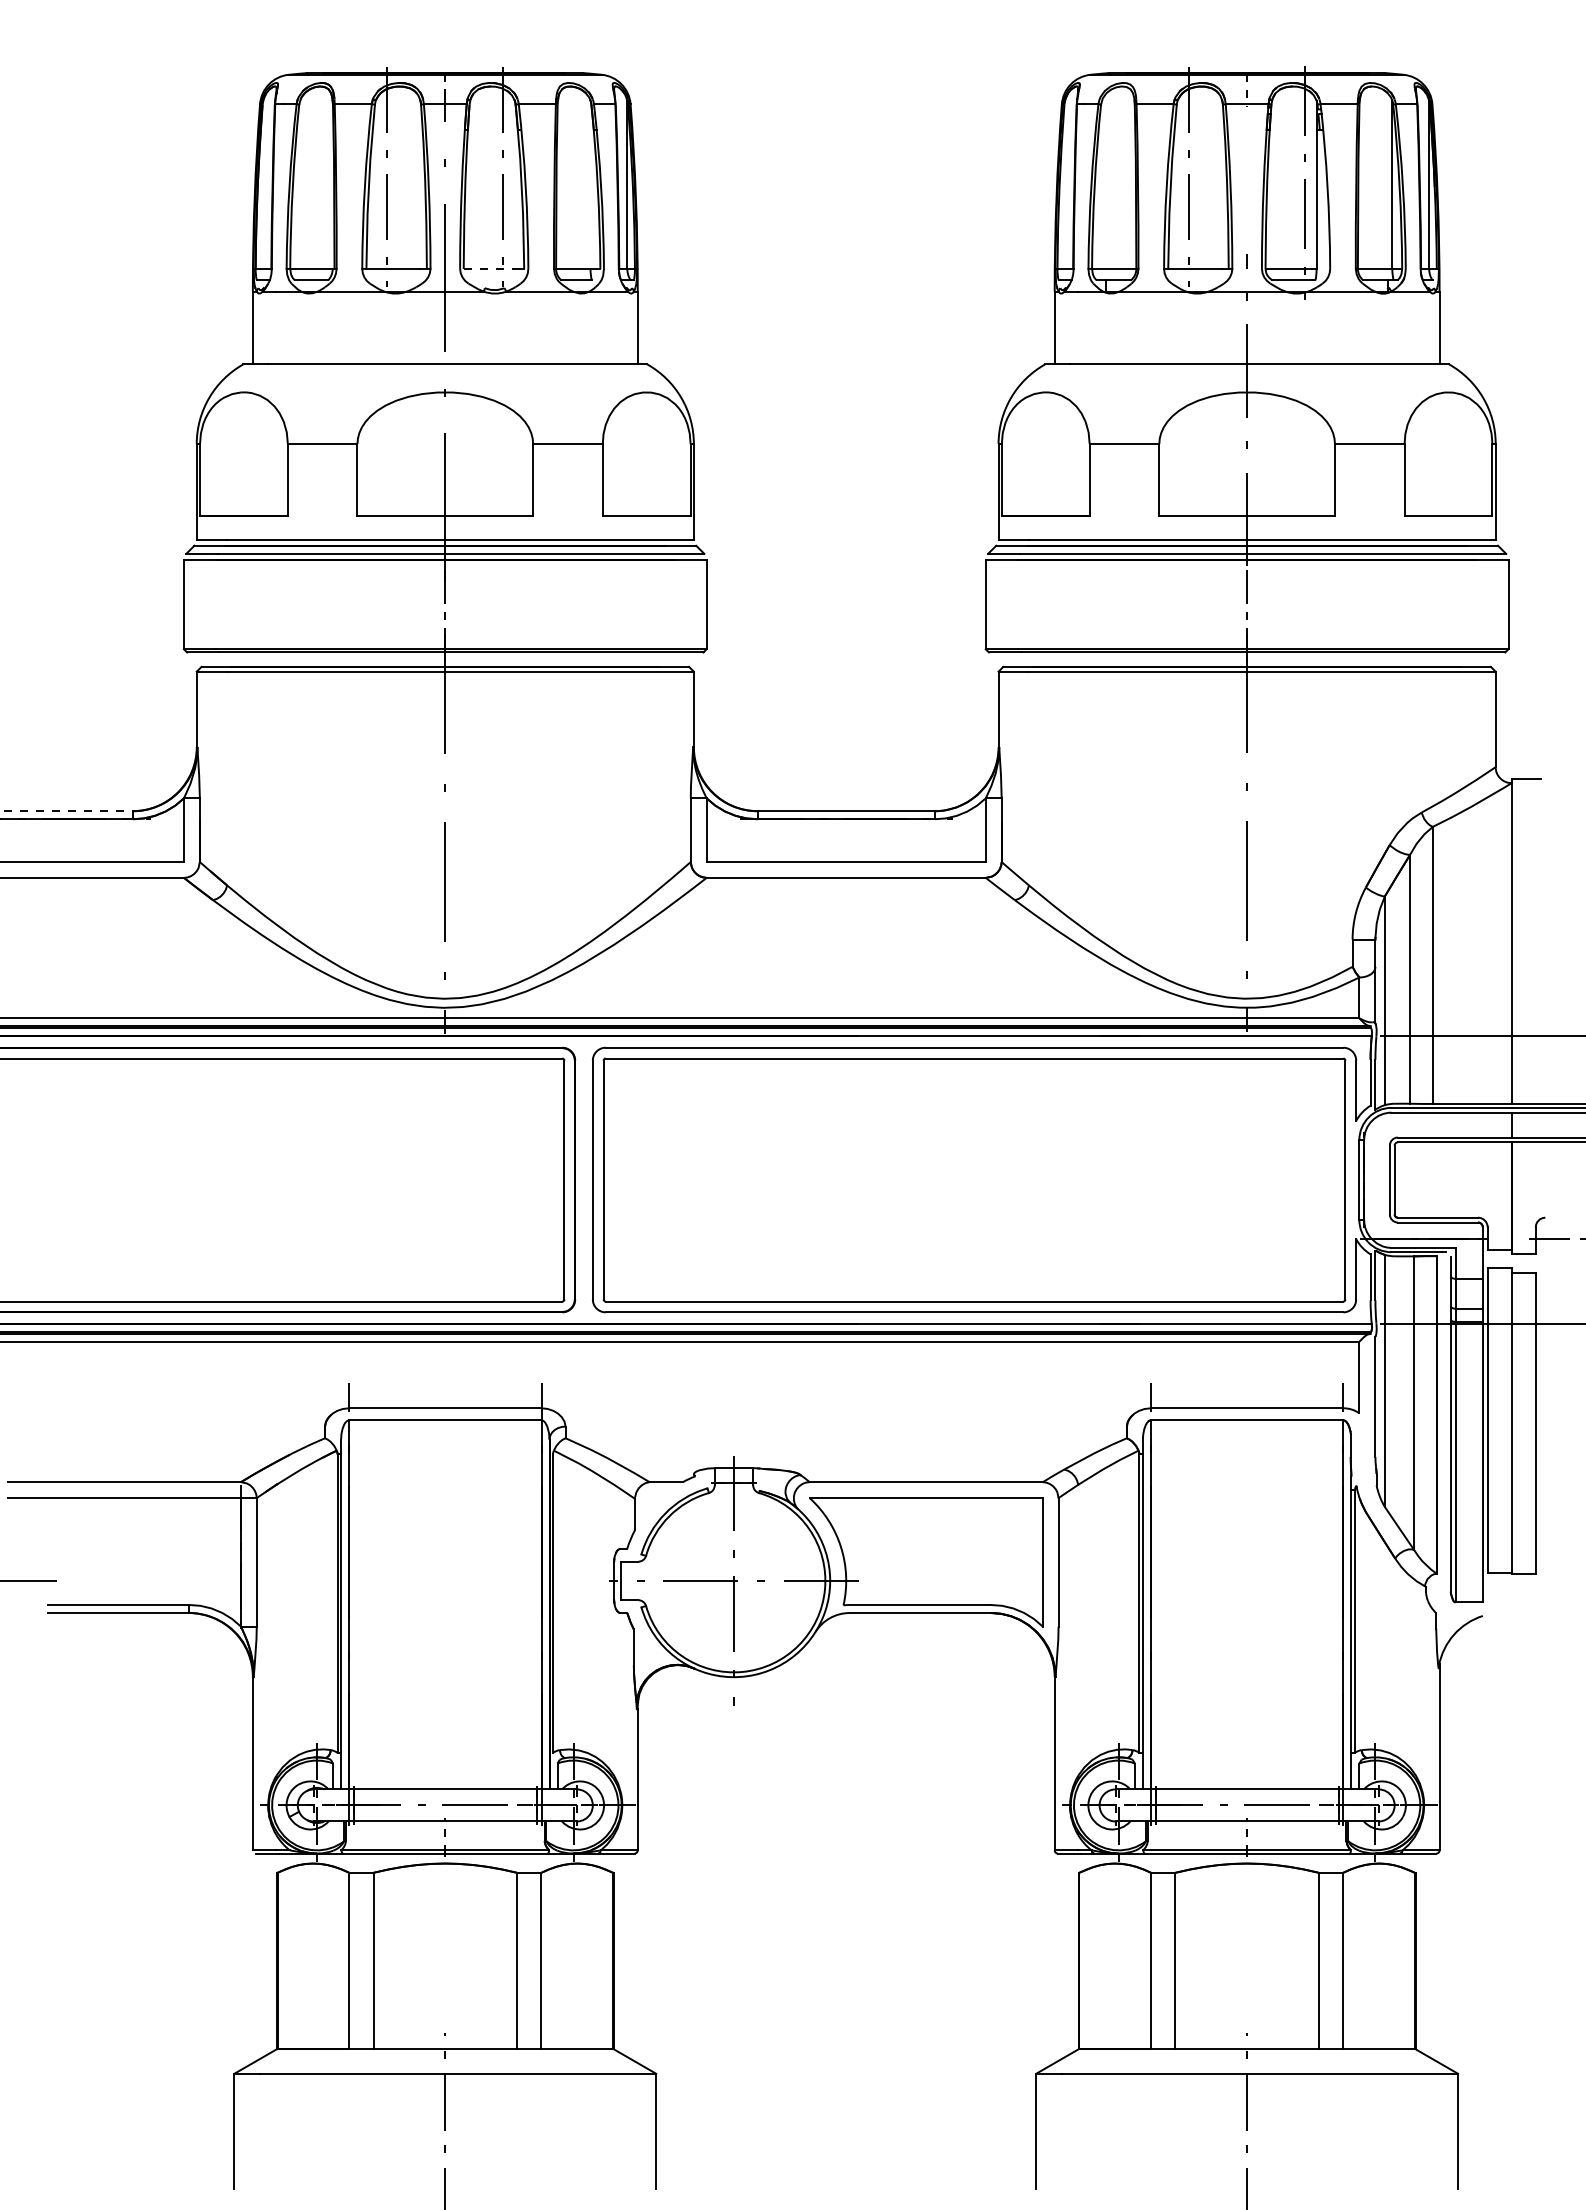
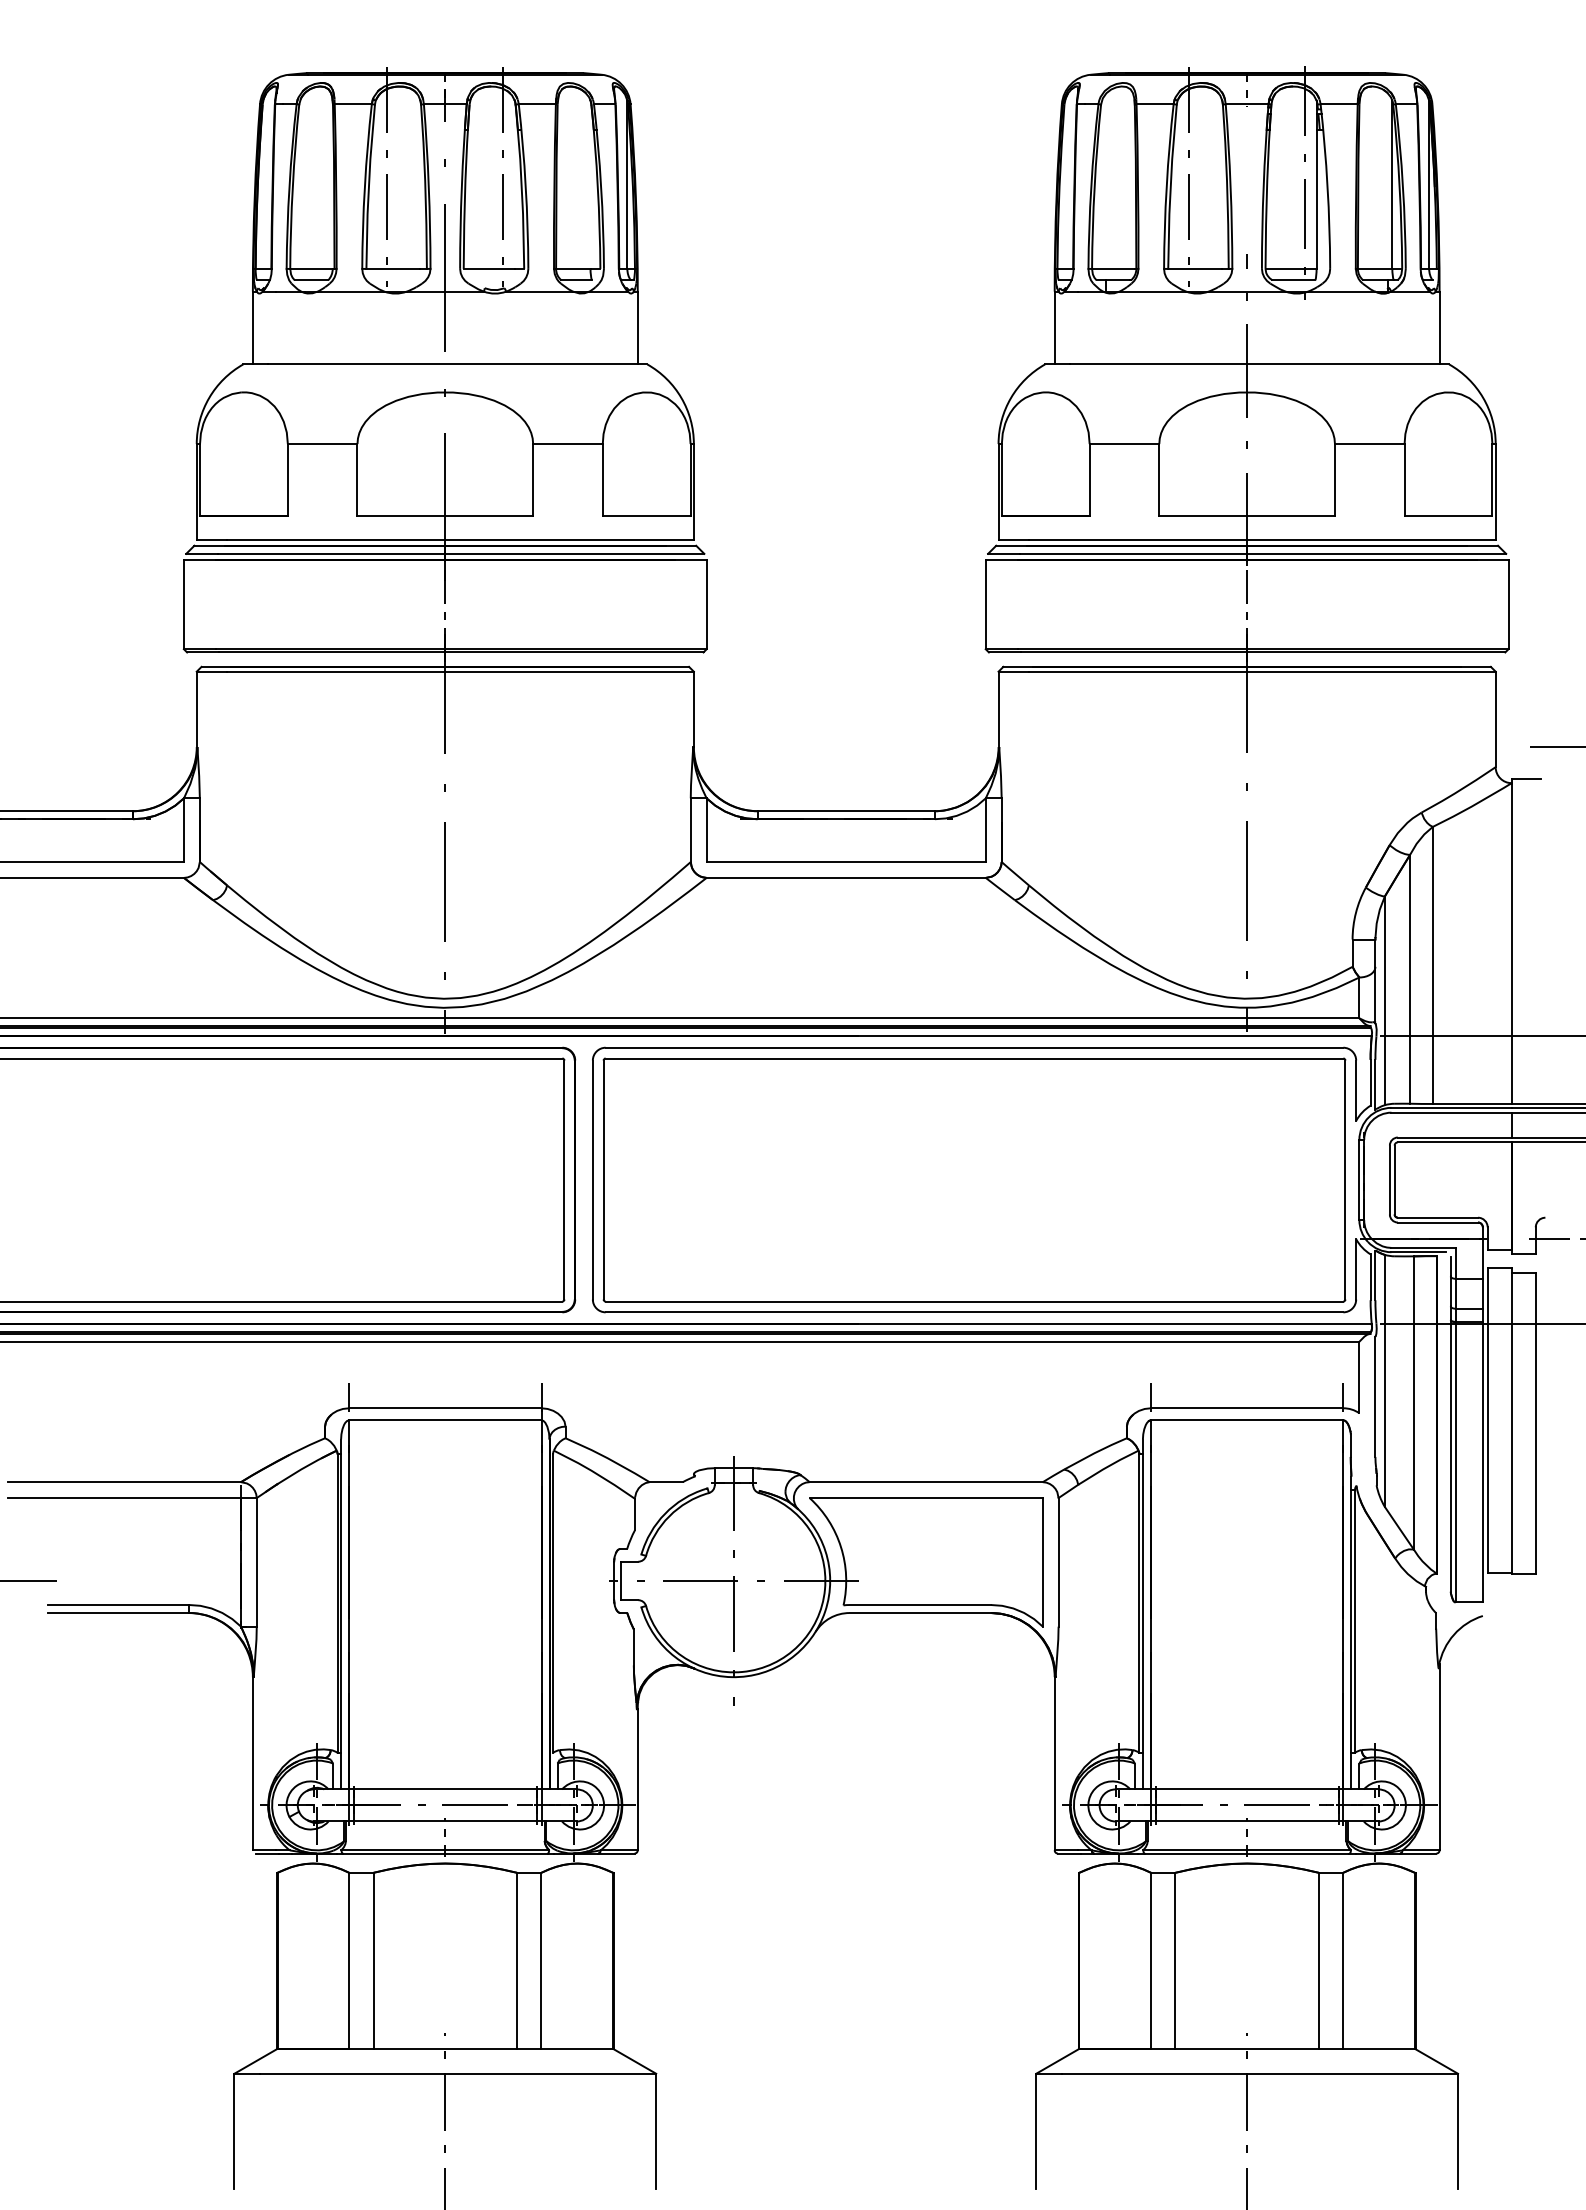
line: dashed -> solid (489, 268)
line: none -> present (1555, 747)
line: dashed -> solid (67, 811)
